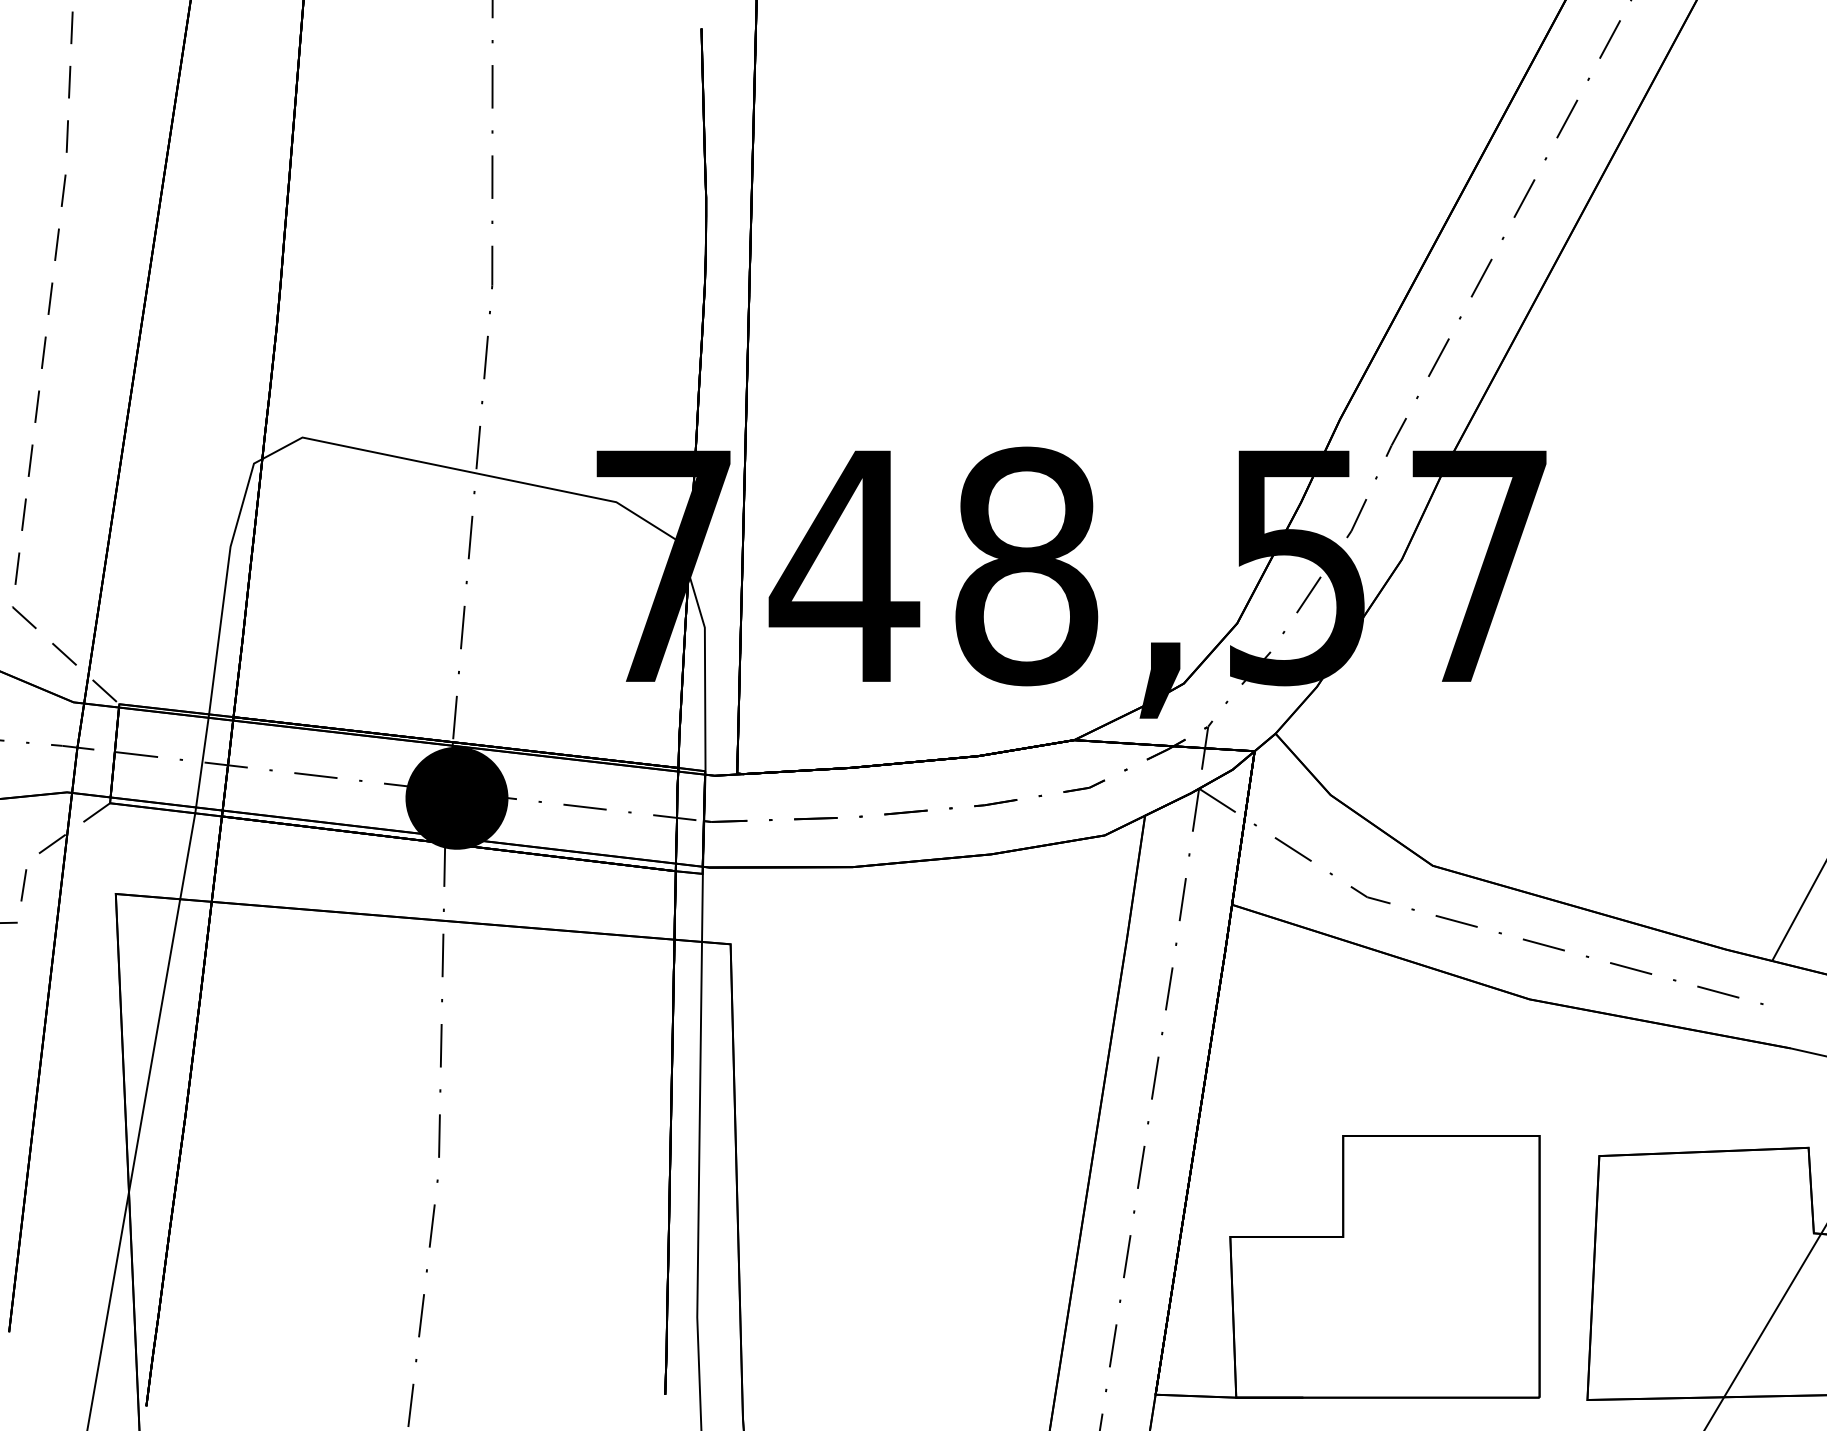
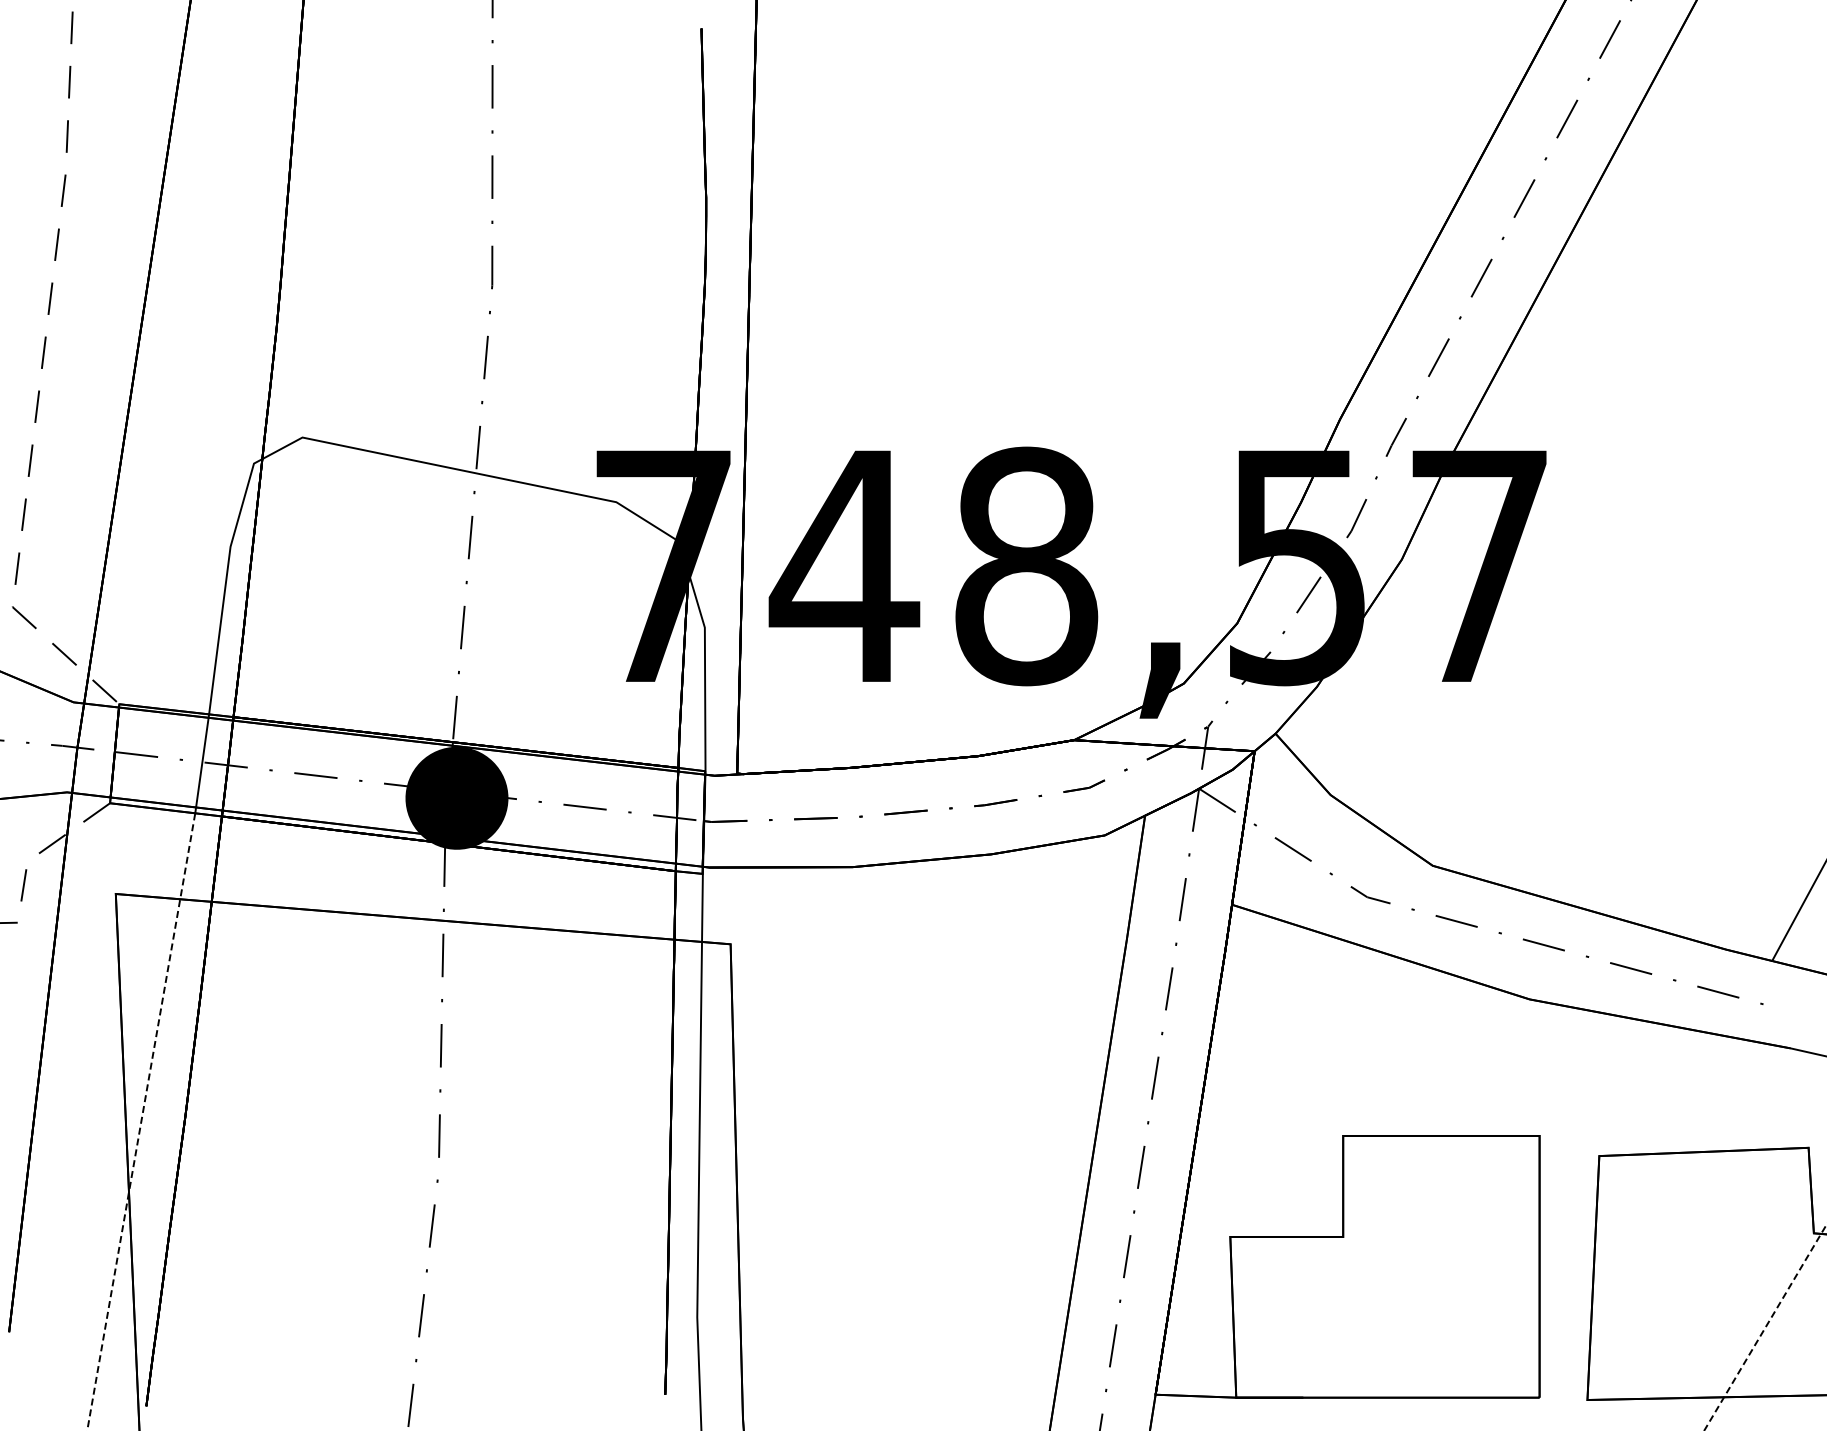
line: solid -> dashed (141, 1121)
line: solid -> dashed (1765, 1327)
